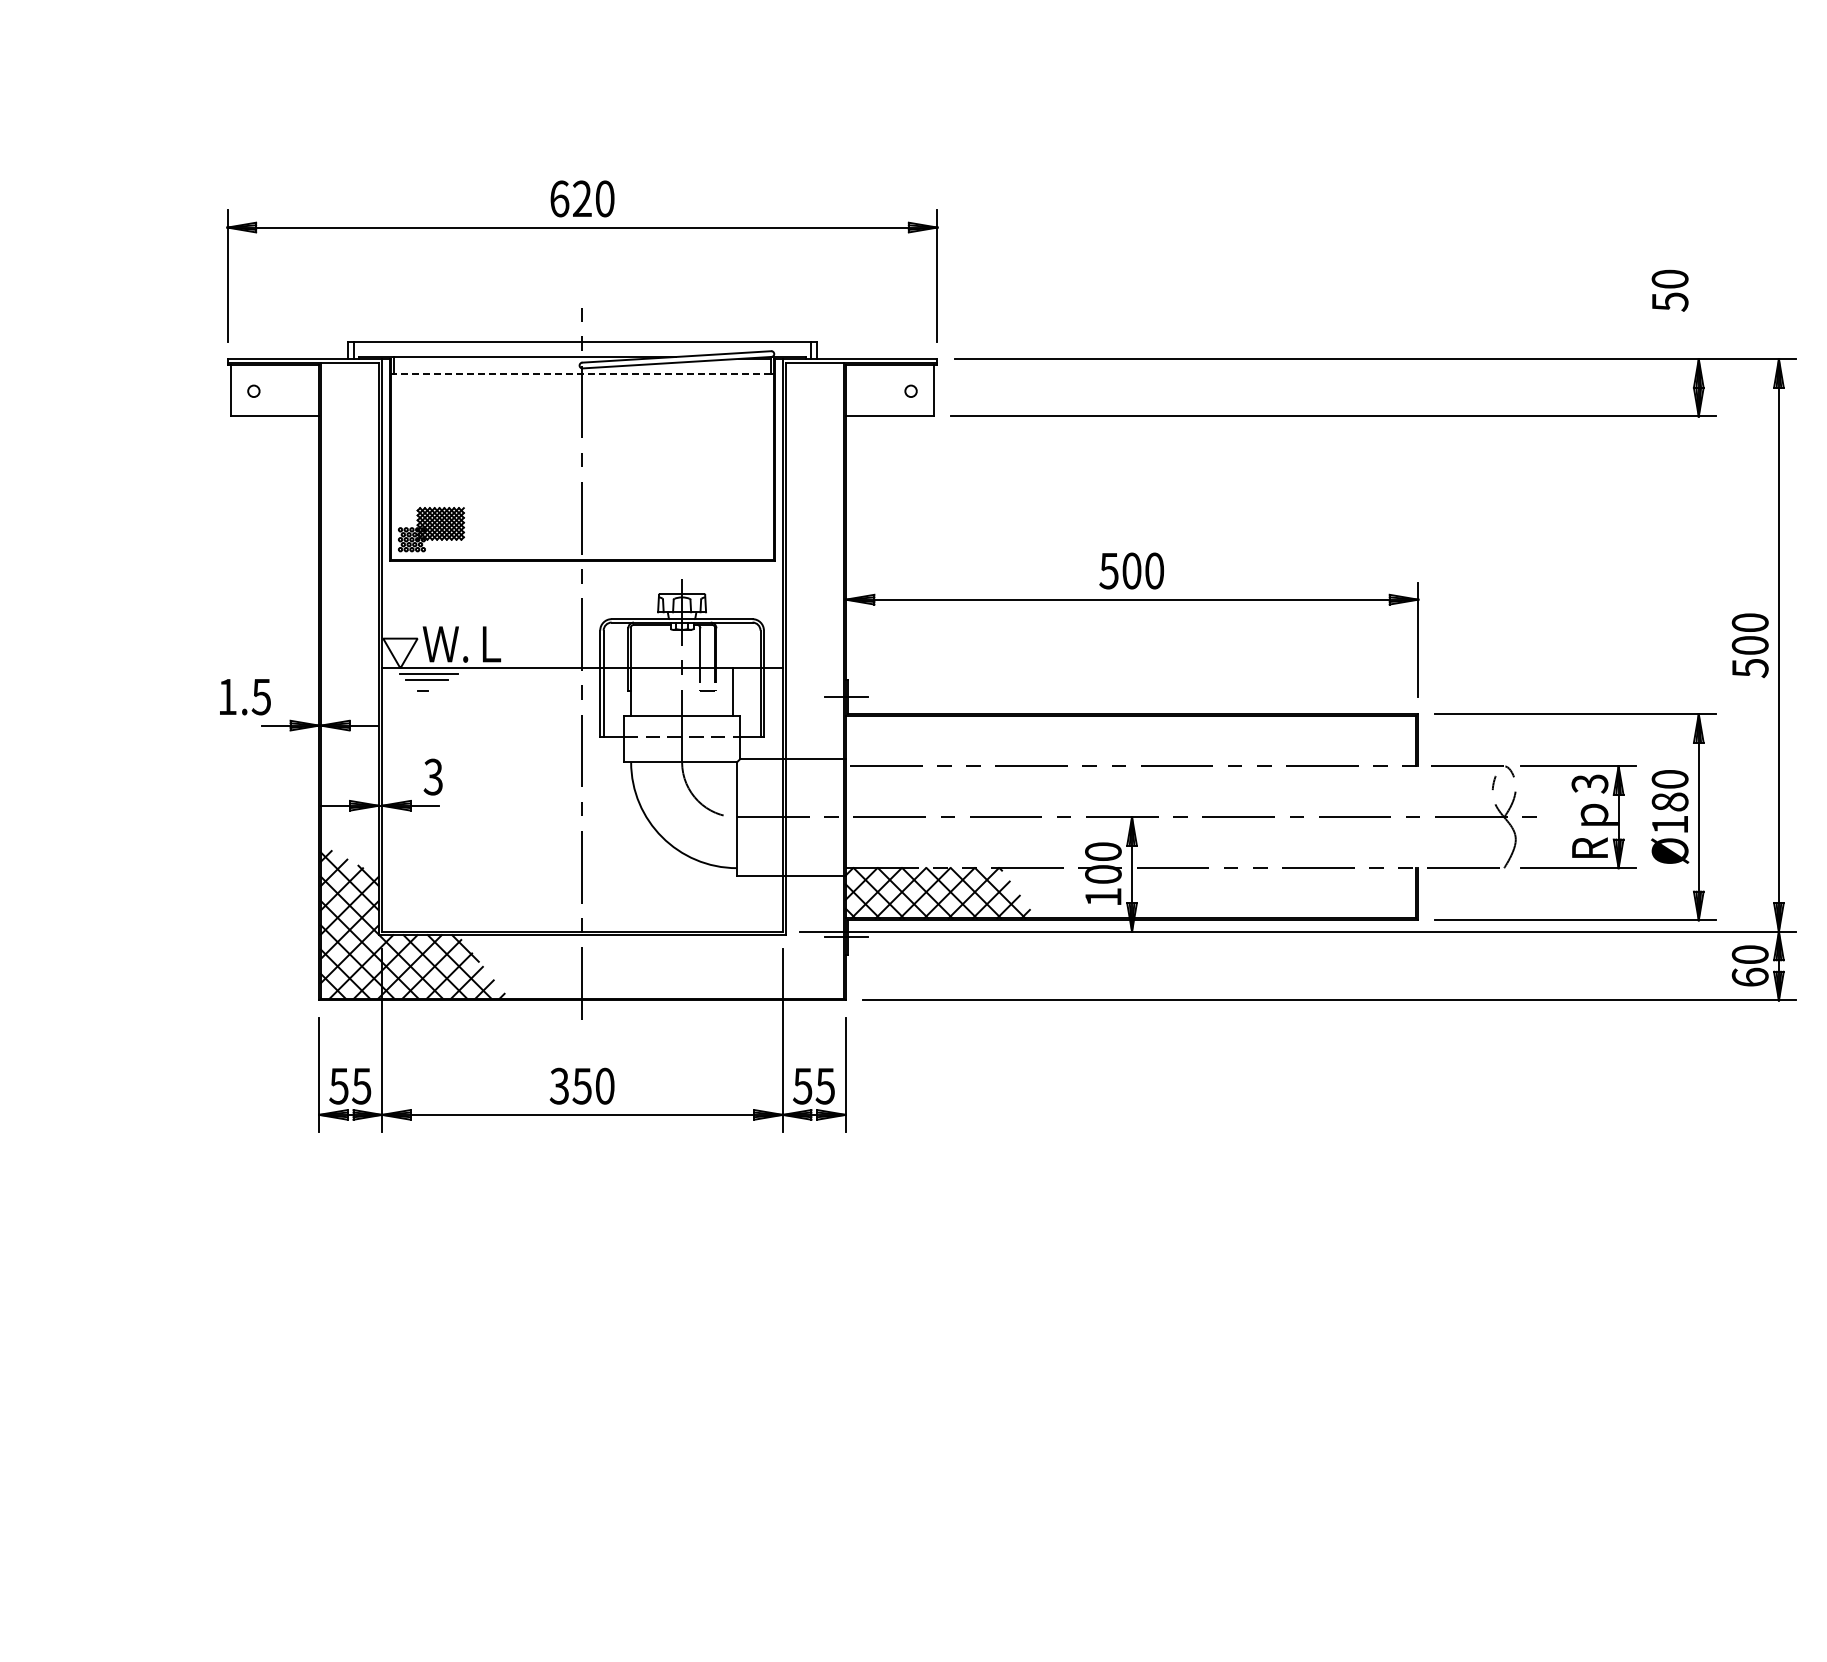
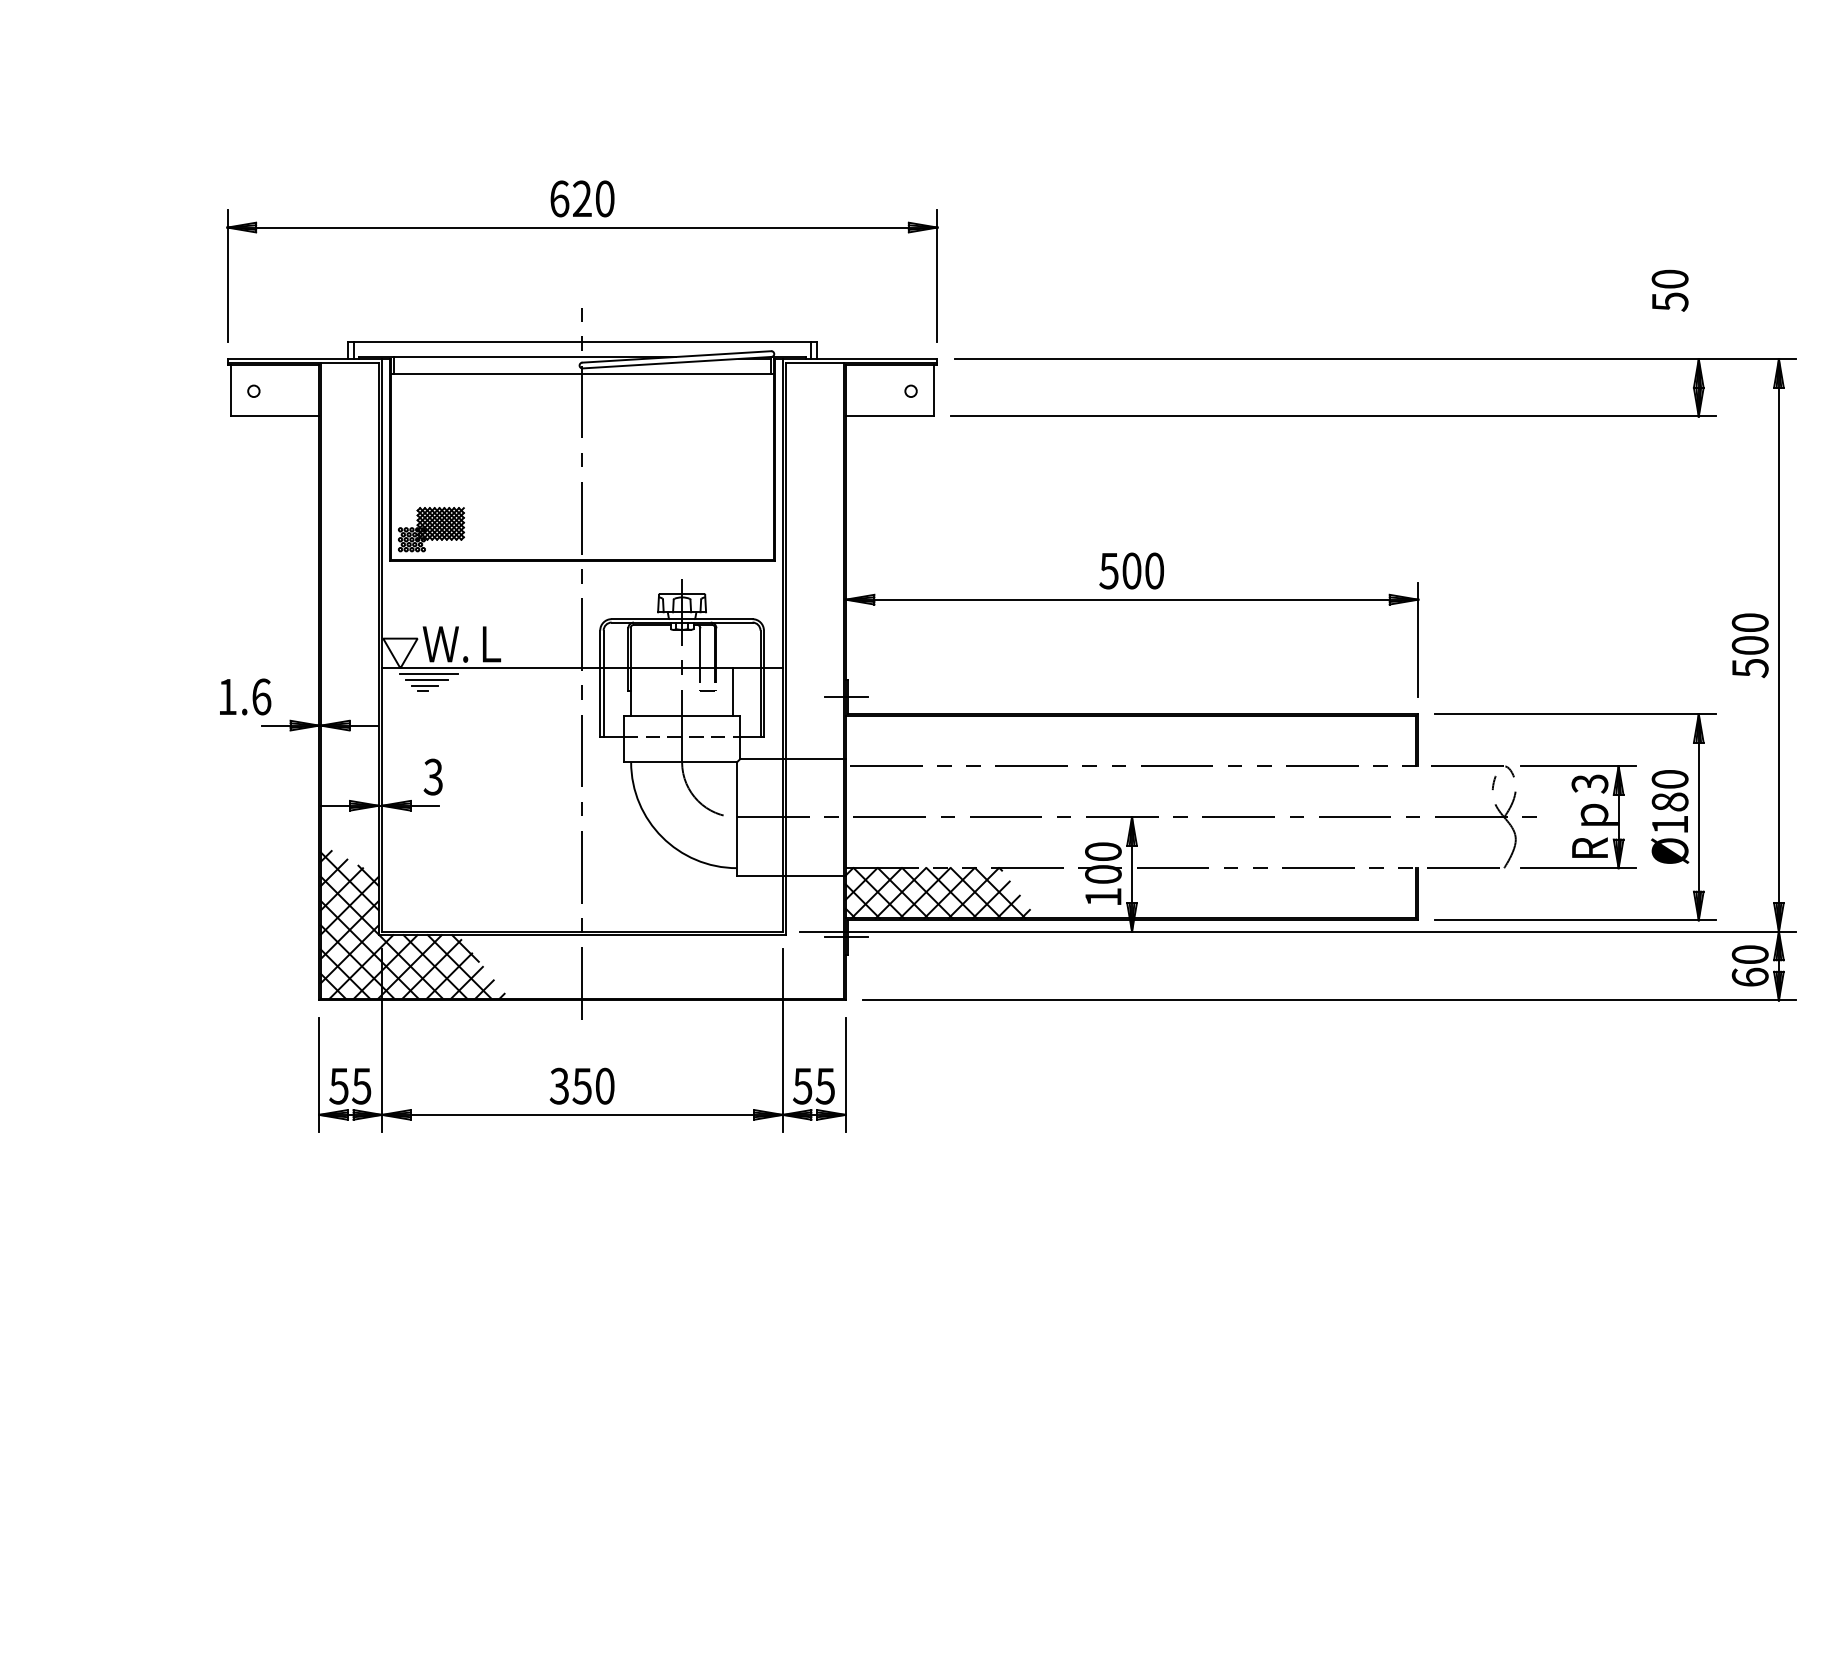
line: dashed -> solid (582, 374)
line: none -> present (424, 685)
text: 1.5 -> 1.6 (261, 696)
